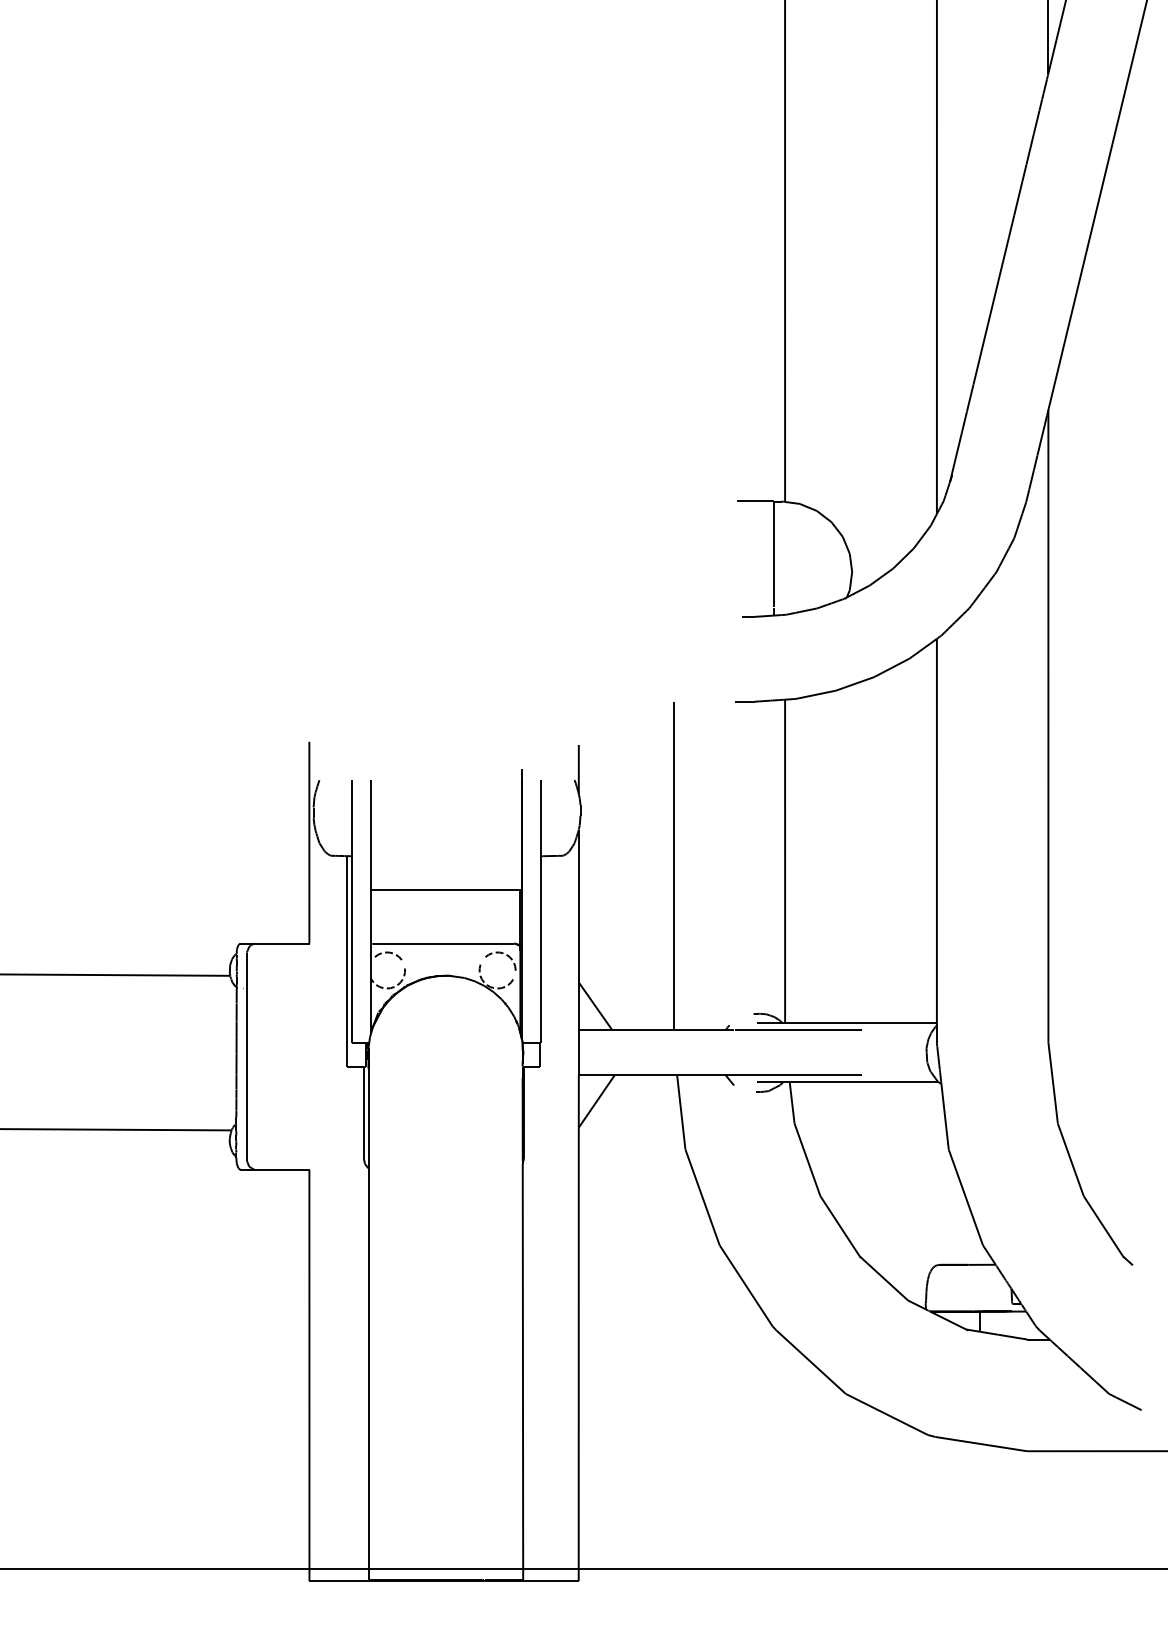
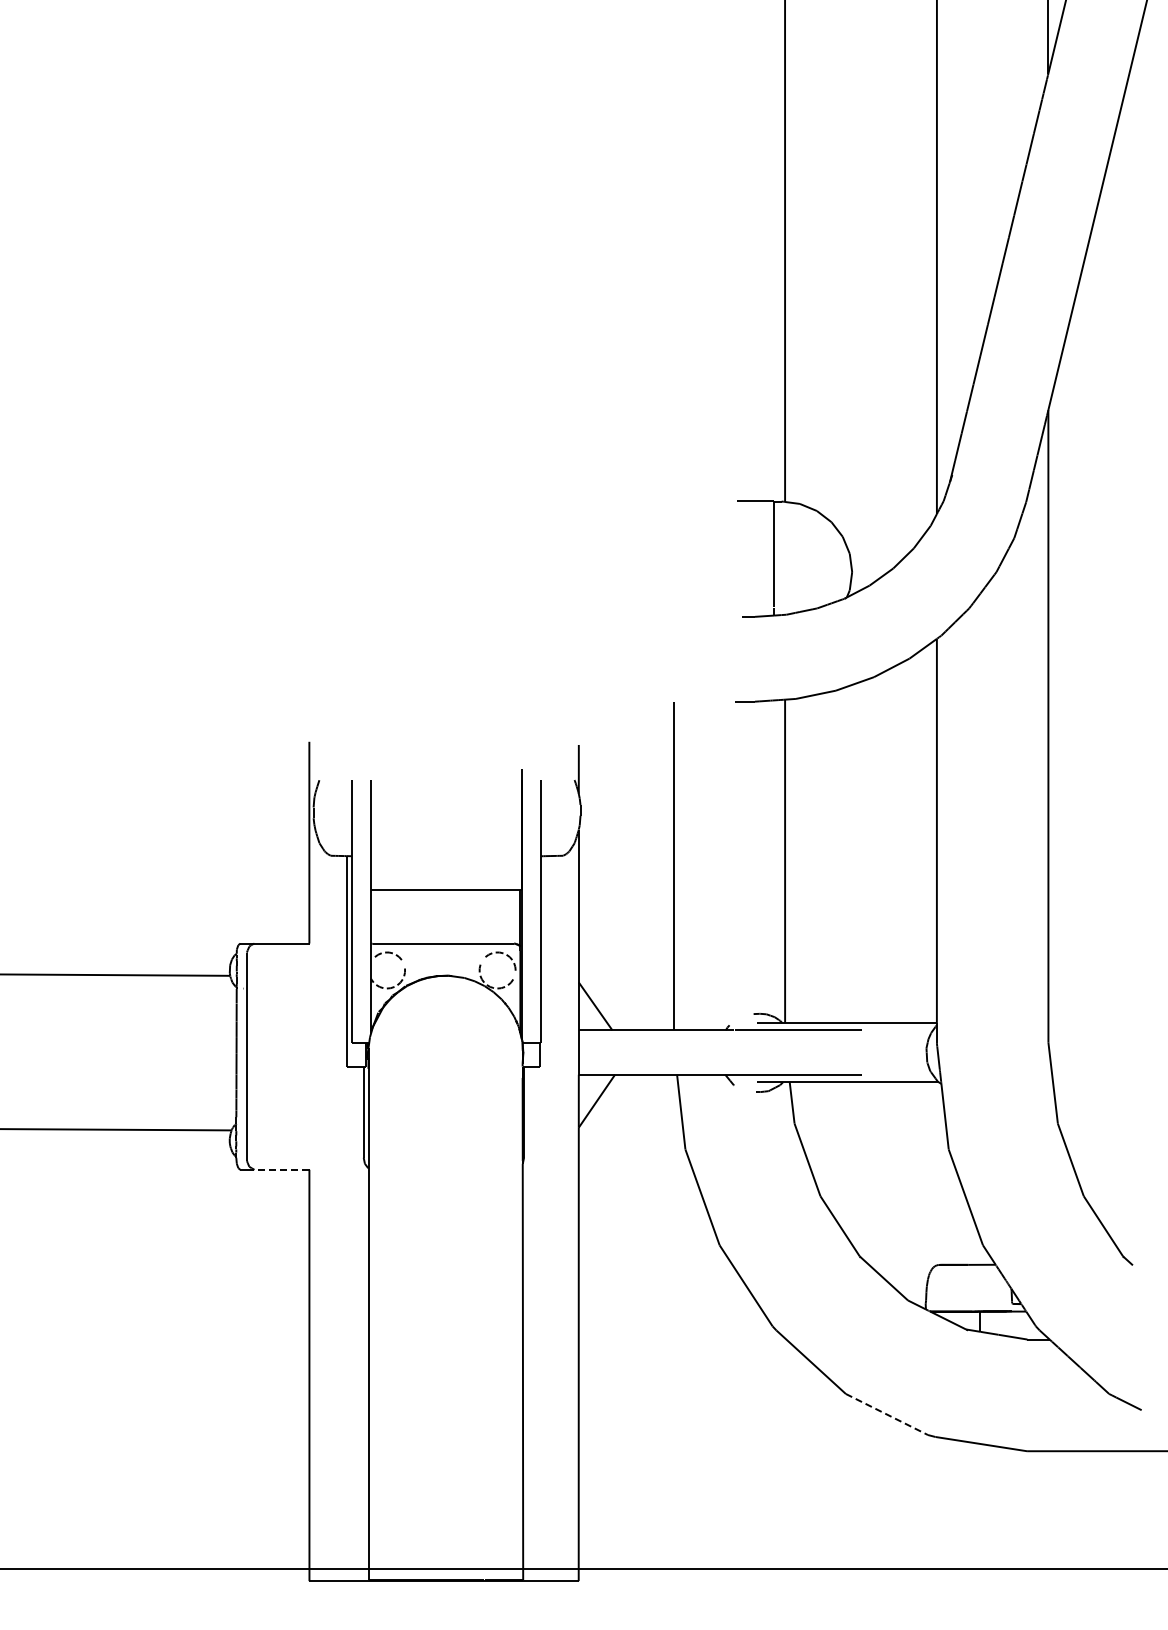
line: solid -> dashed (281, 1169)
line: solid -> dashed (886, 1414)
